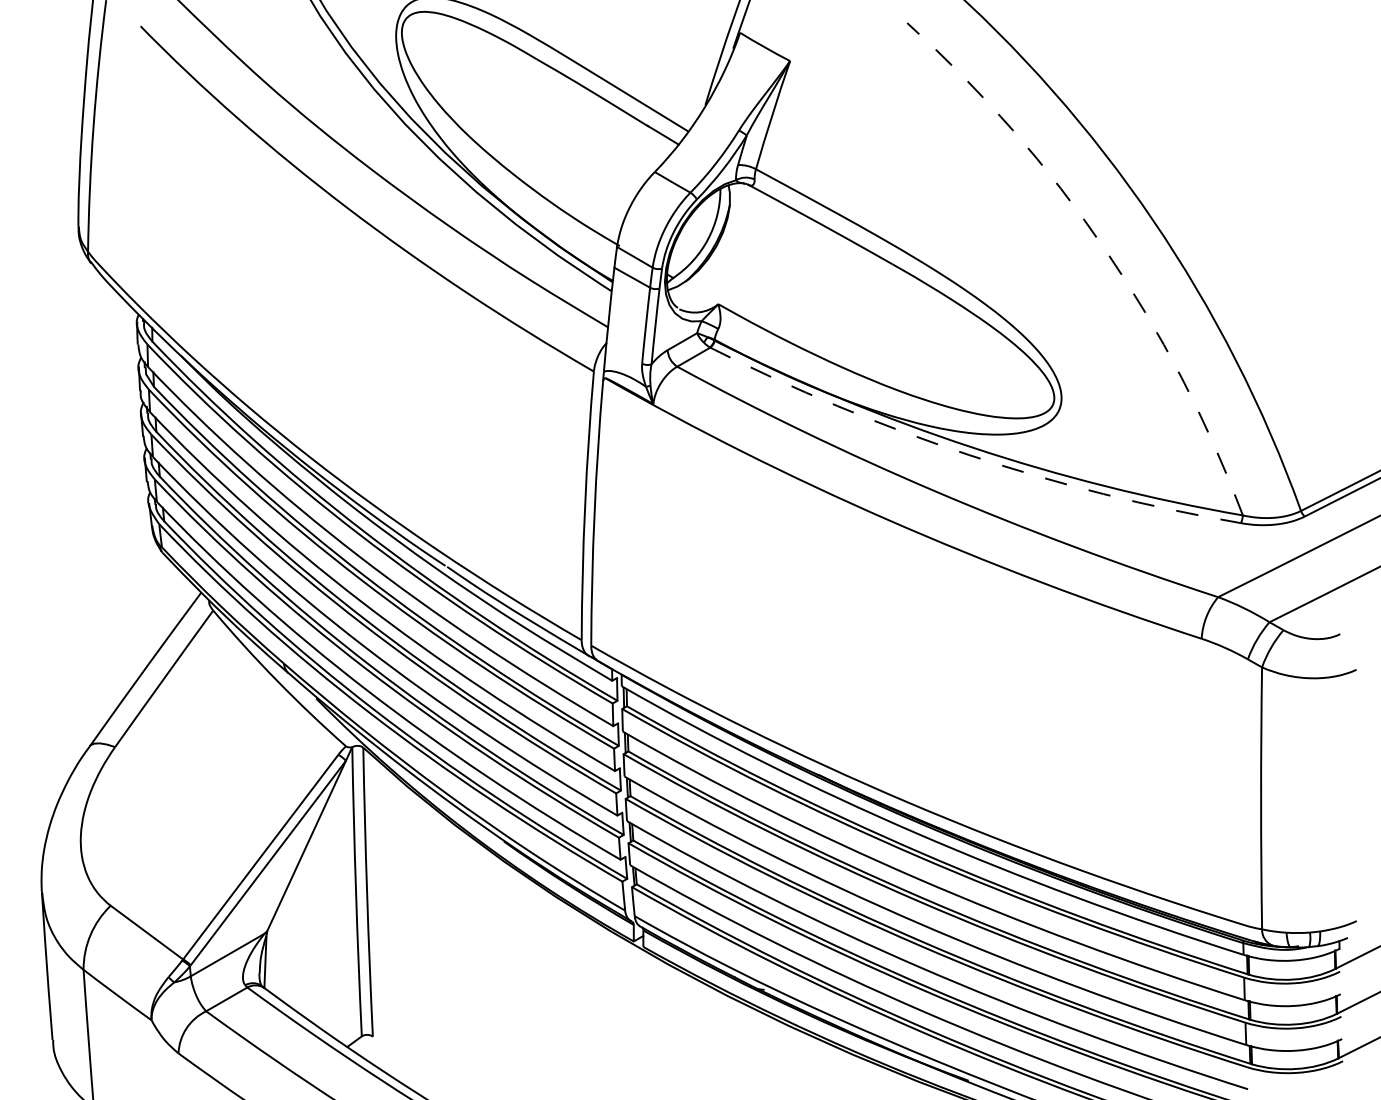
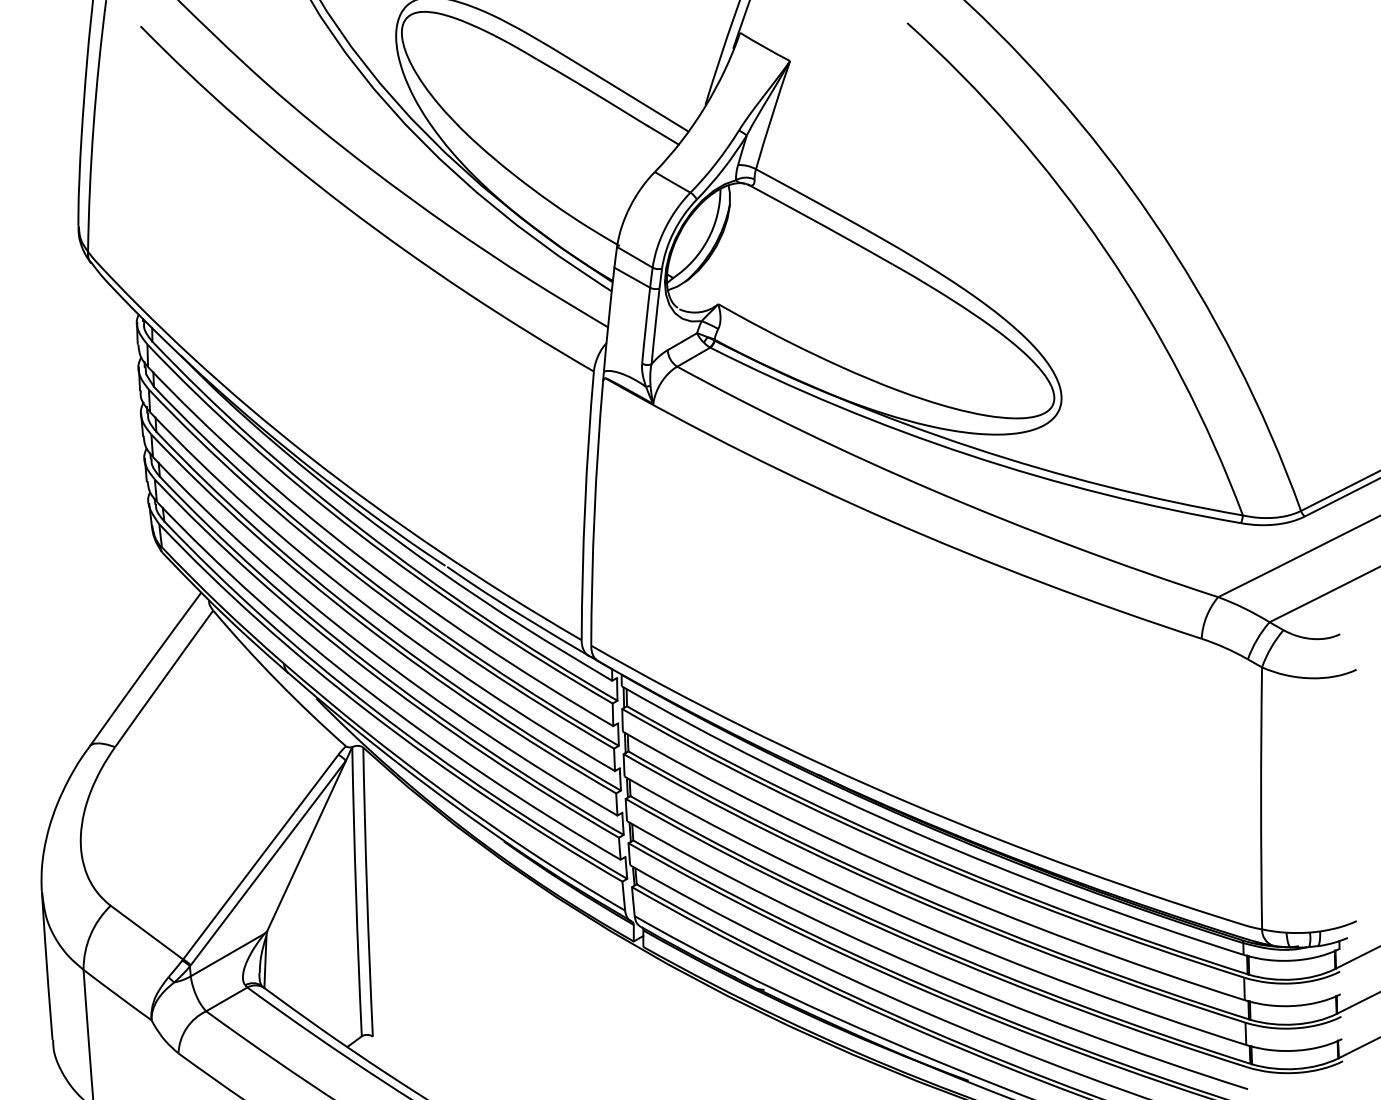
arc: dashed -> solid (1104, 249)
arc: dashed -> solid (969, 455)
